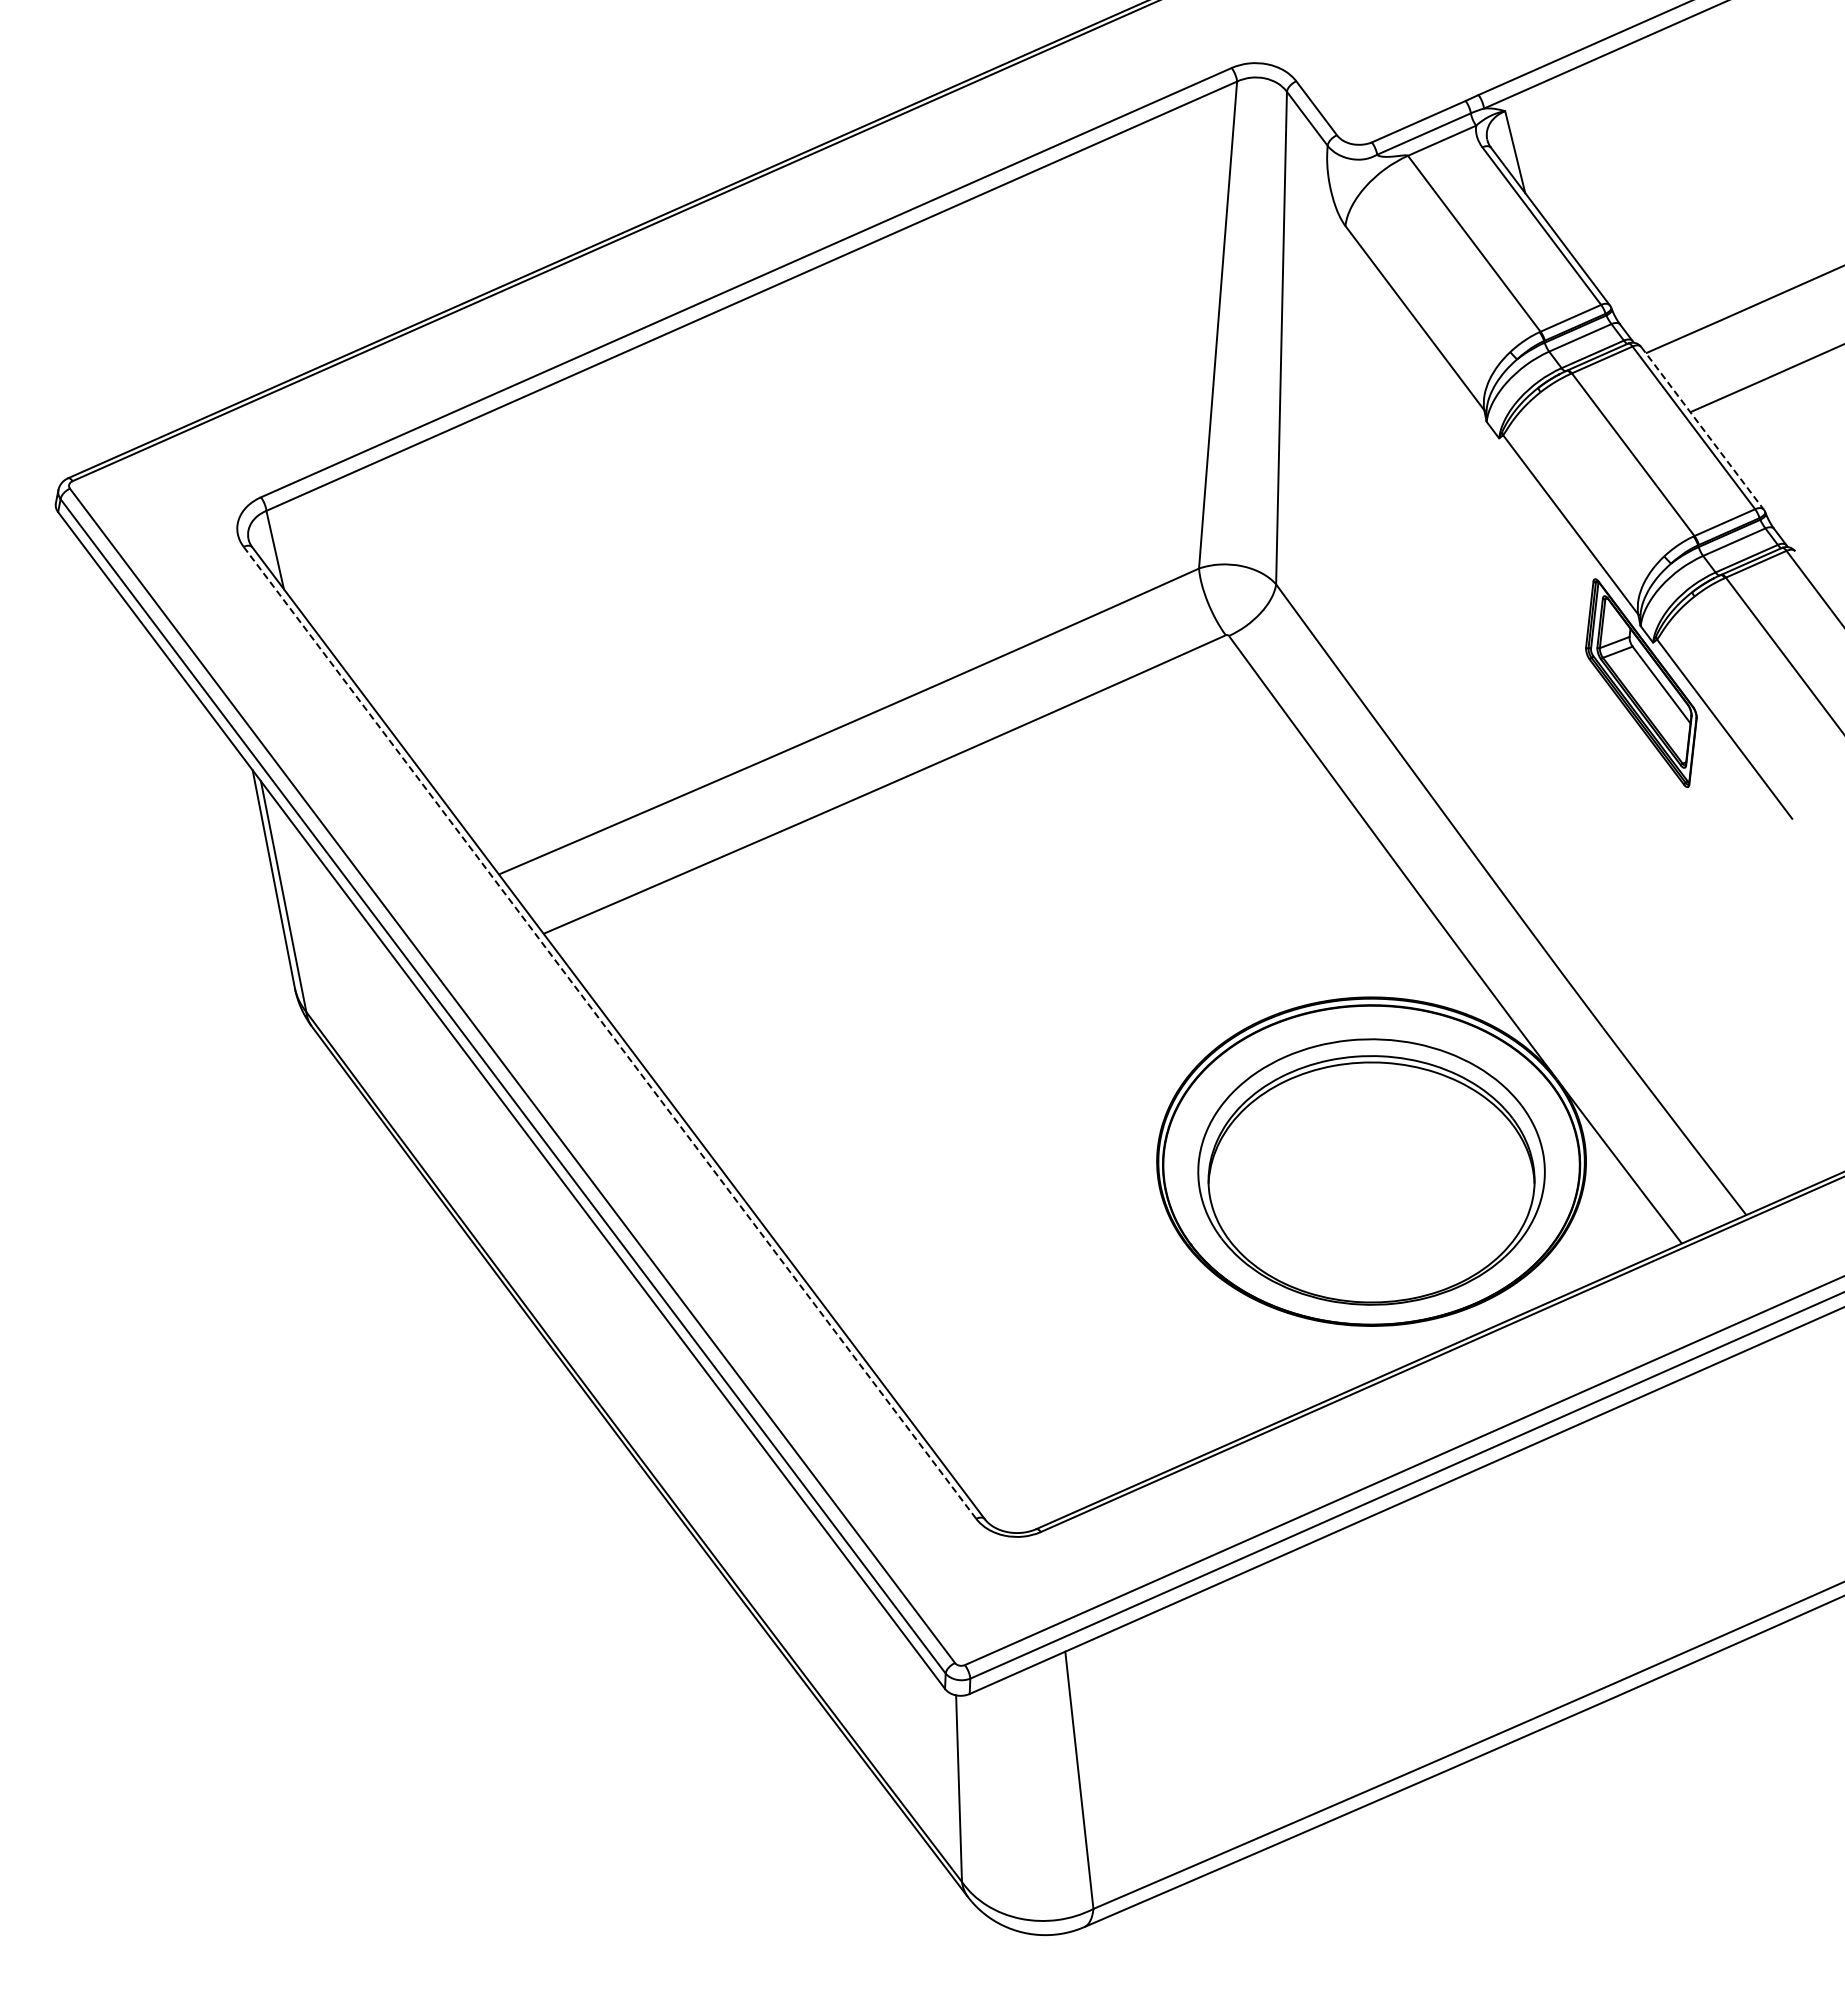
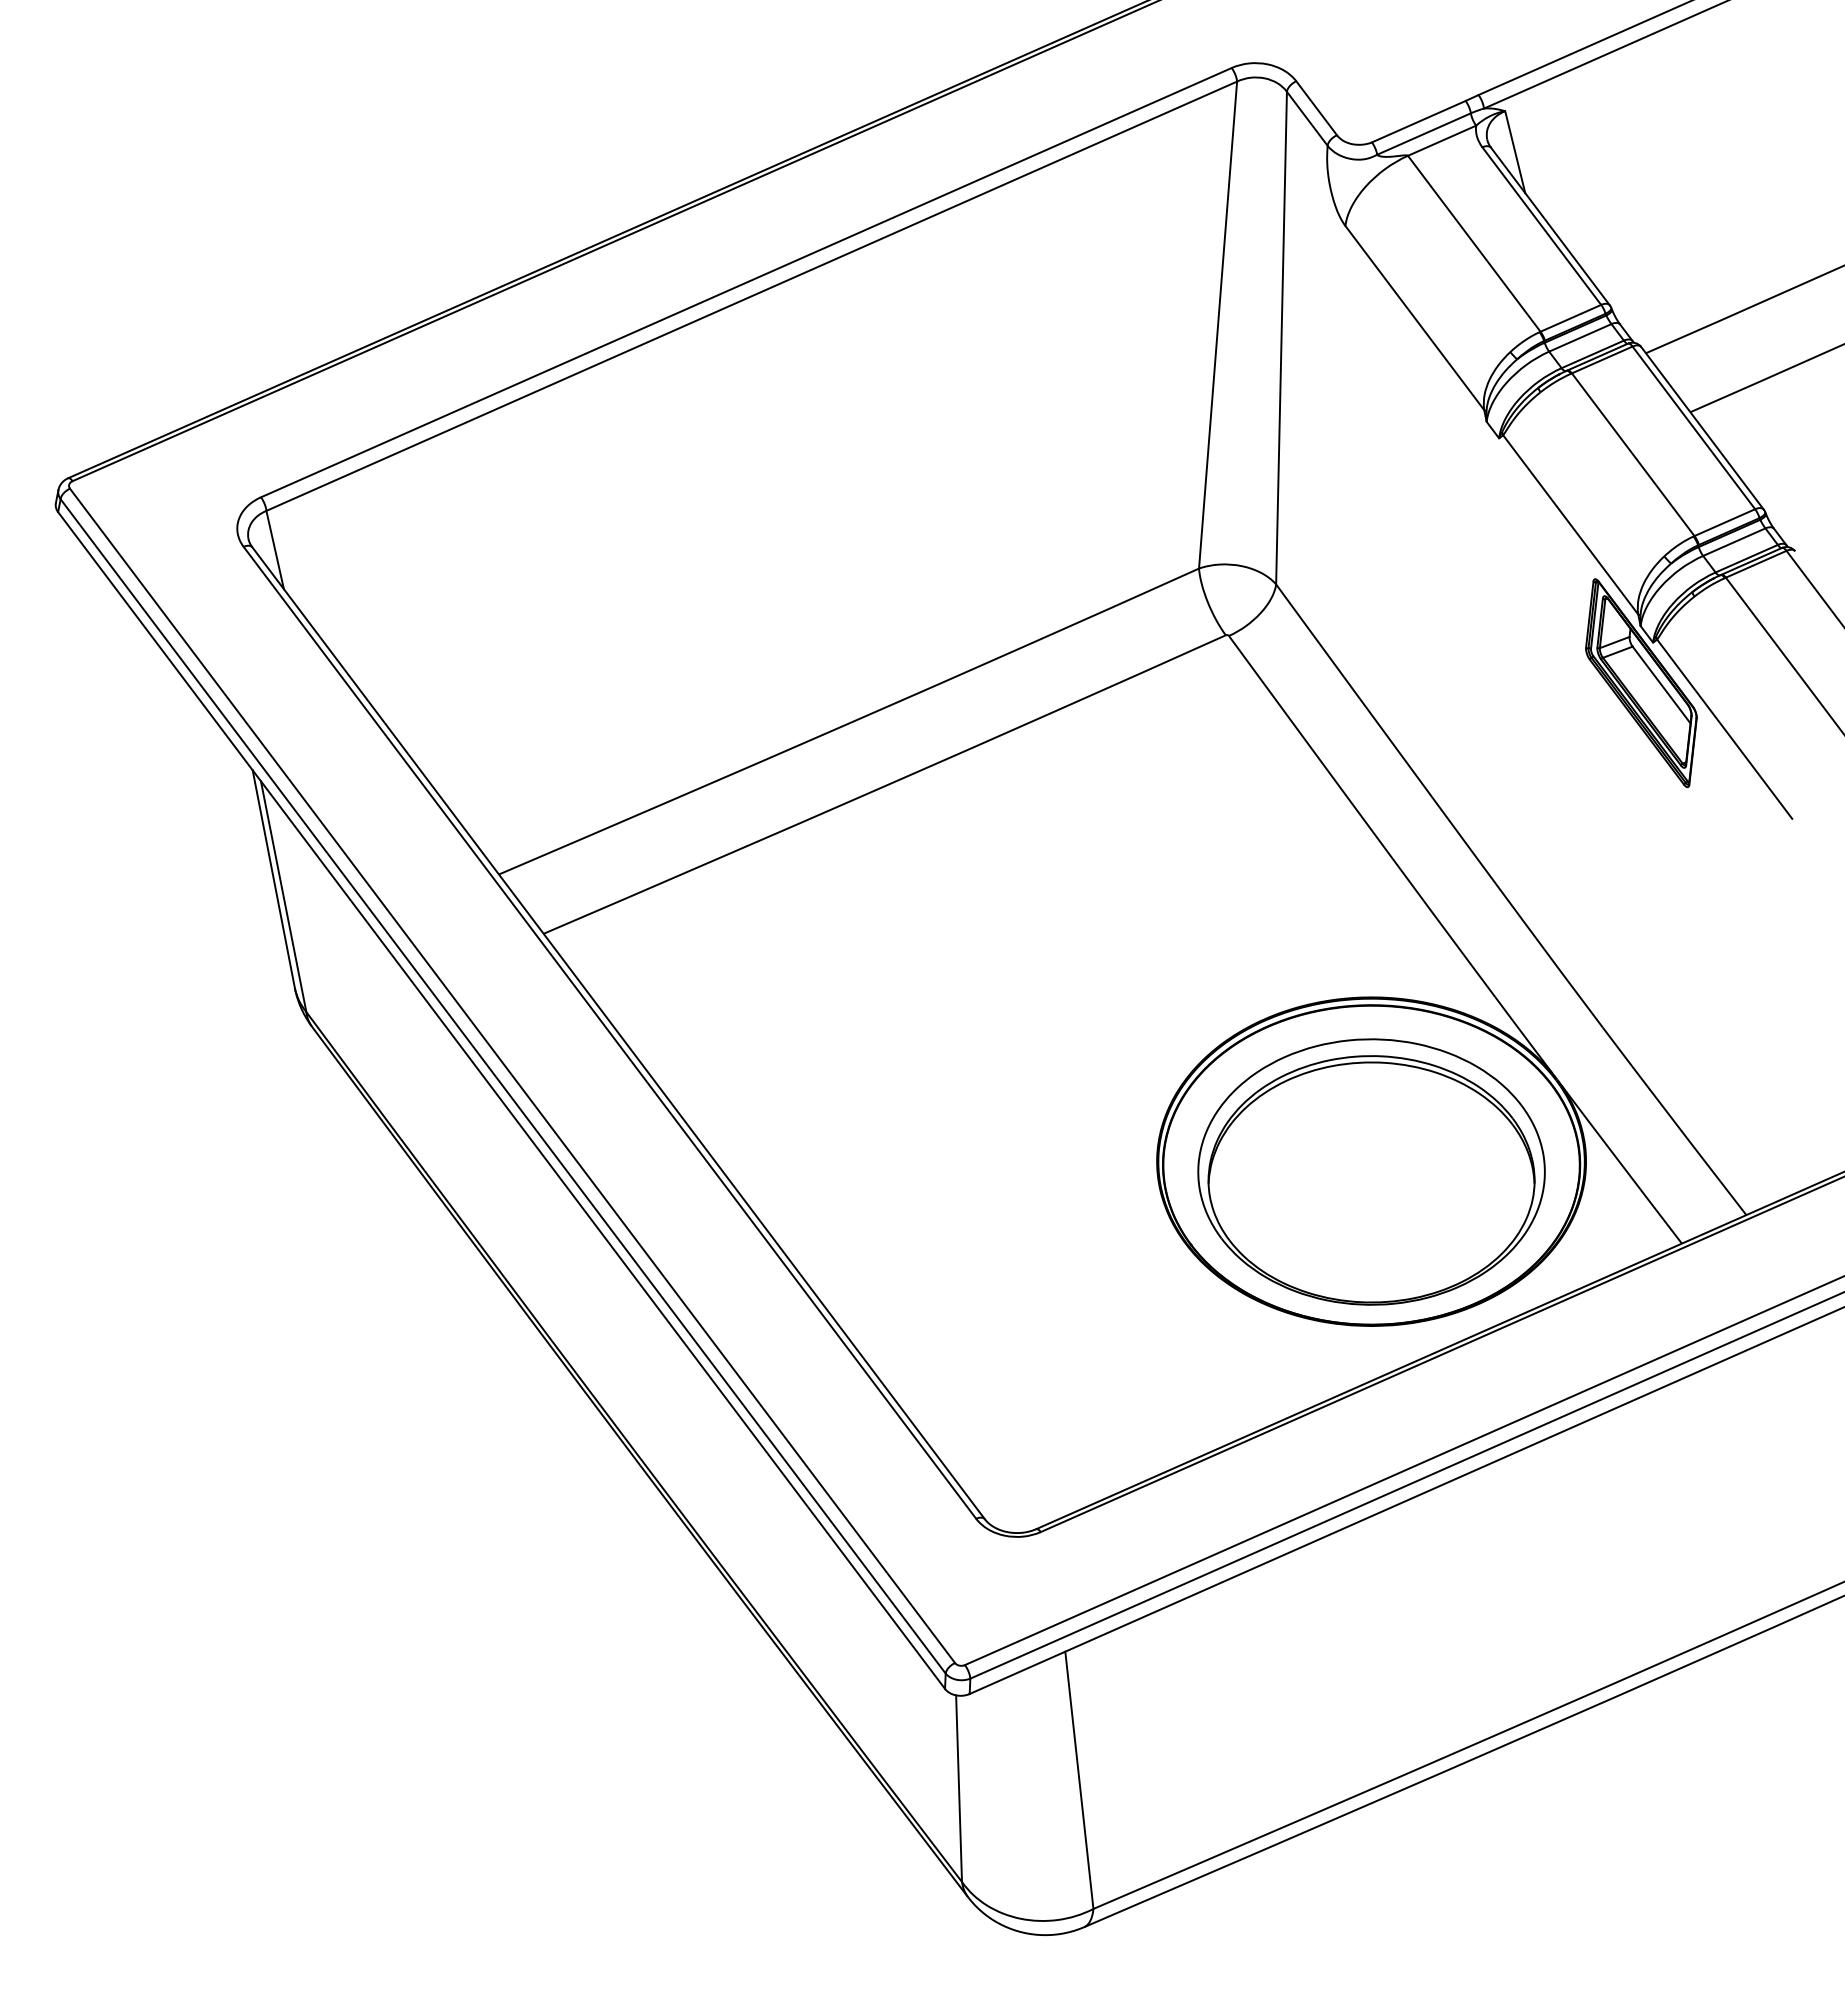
line: dashed -> solid (1702, 428)
line: dashed -> solid (609, 1032)
